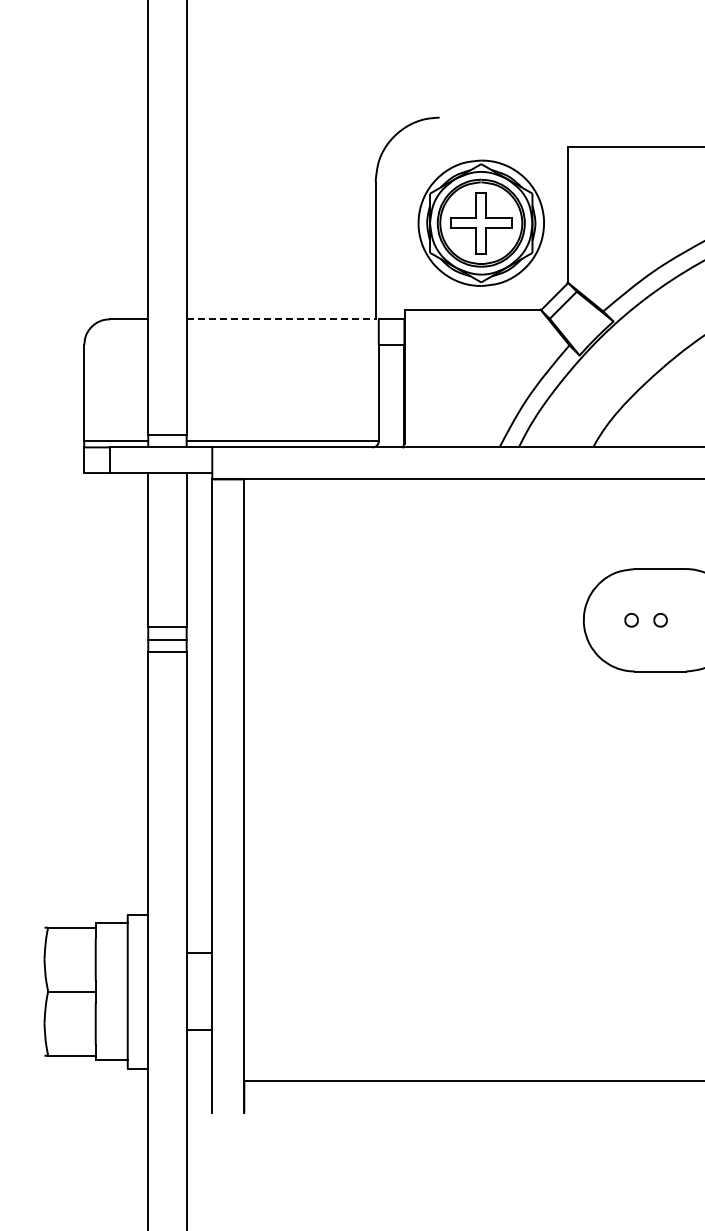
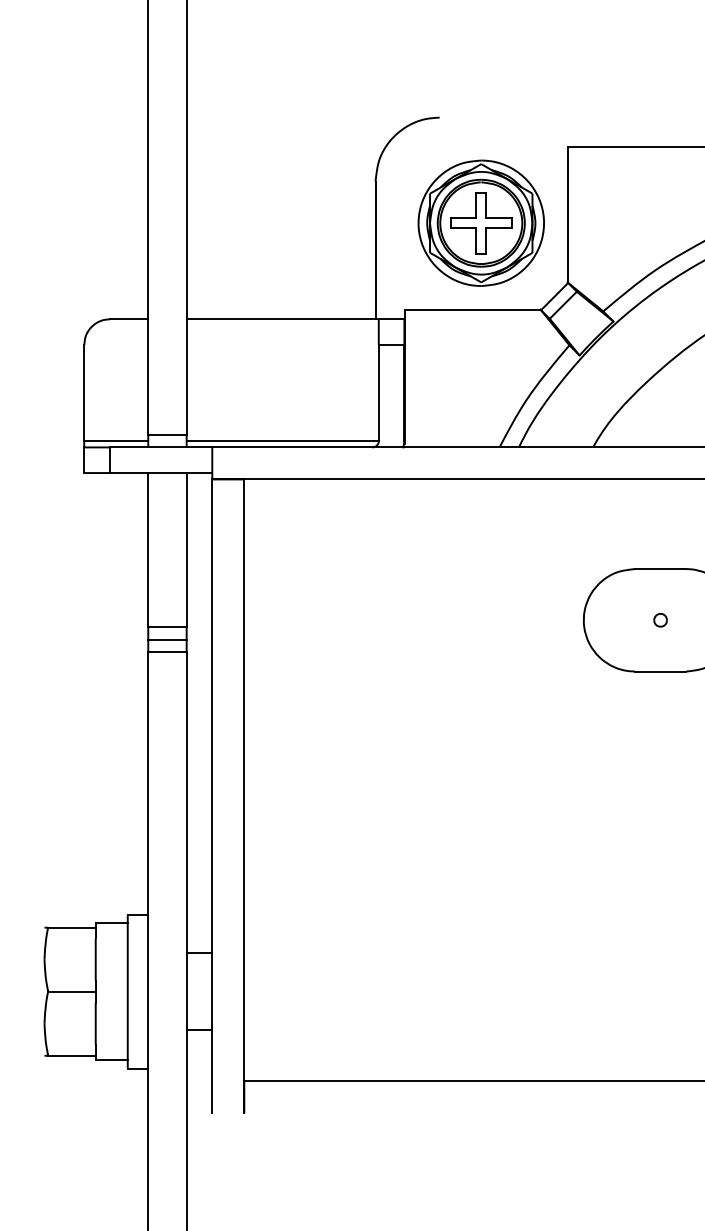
line: dashed -> solid (281, 319)
part: present -> none (631, 620)
